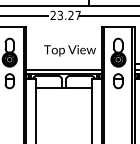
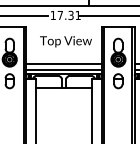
text: 23.27 -> 17.31 (65, 15)
text position: (69, 50) -> (65, 41) (65, 41)
line: none -> present (63, 63)
